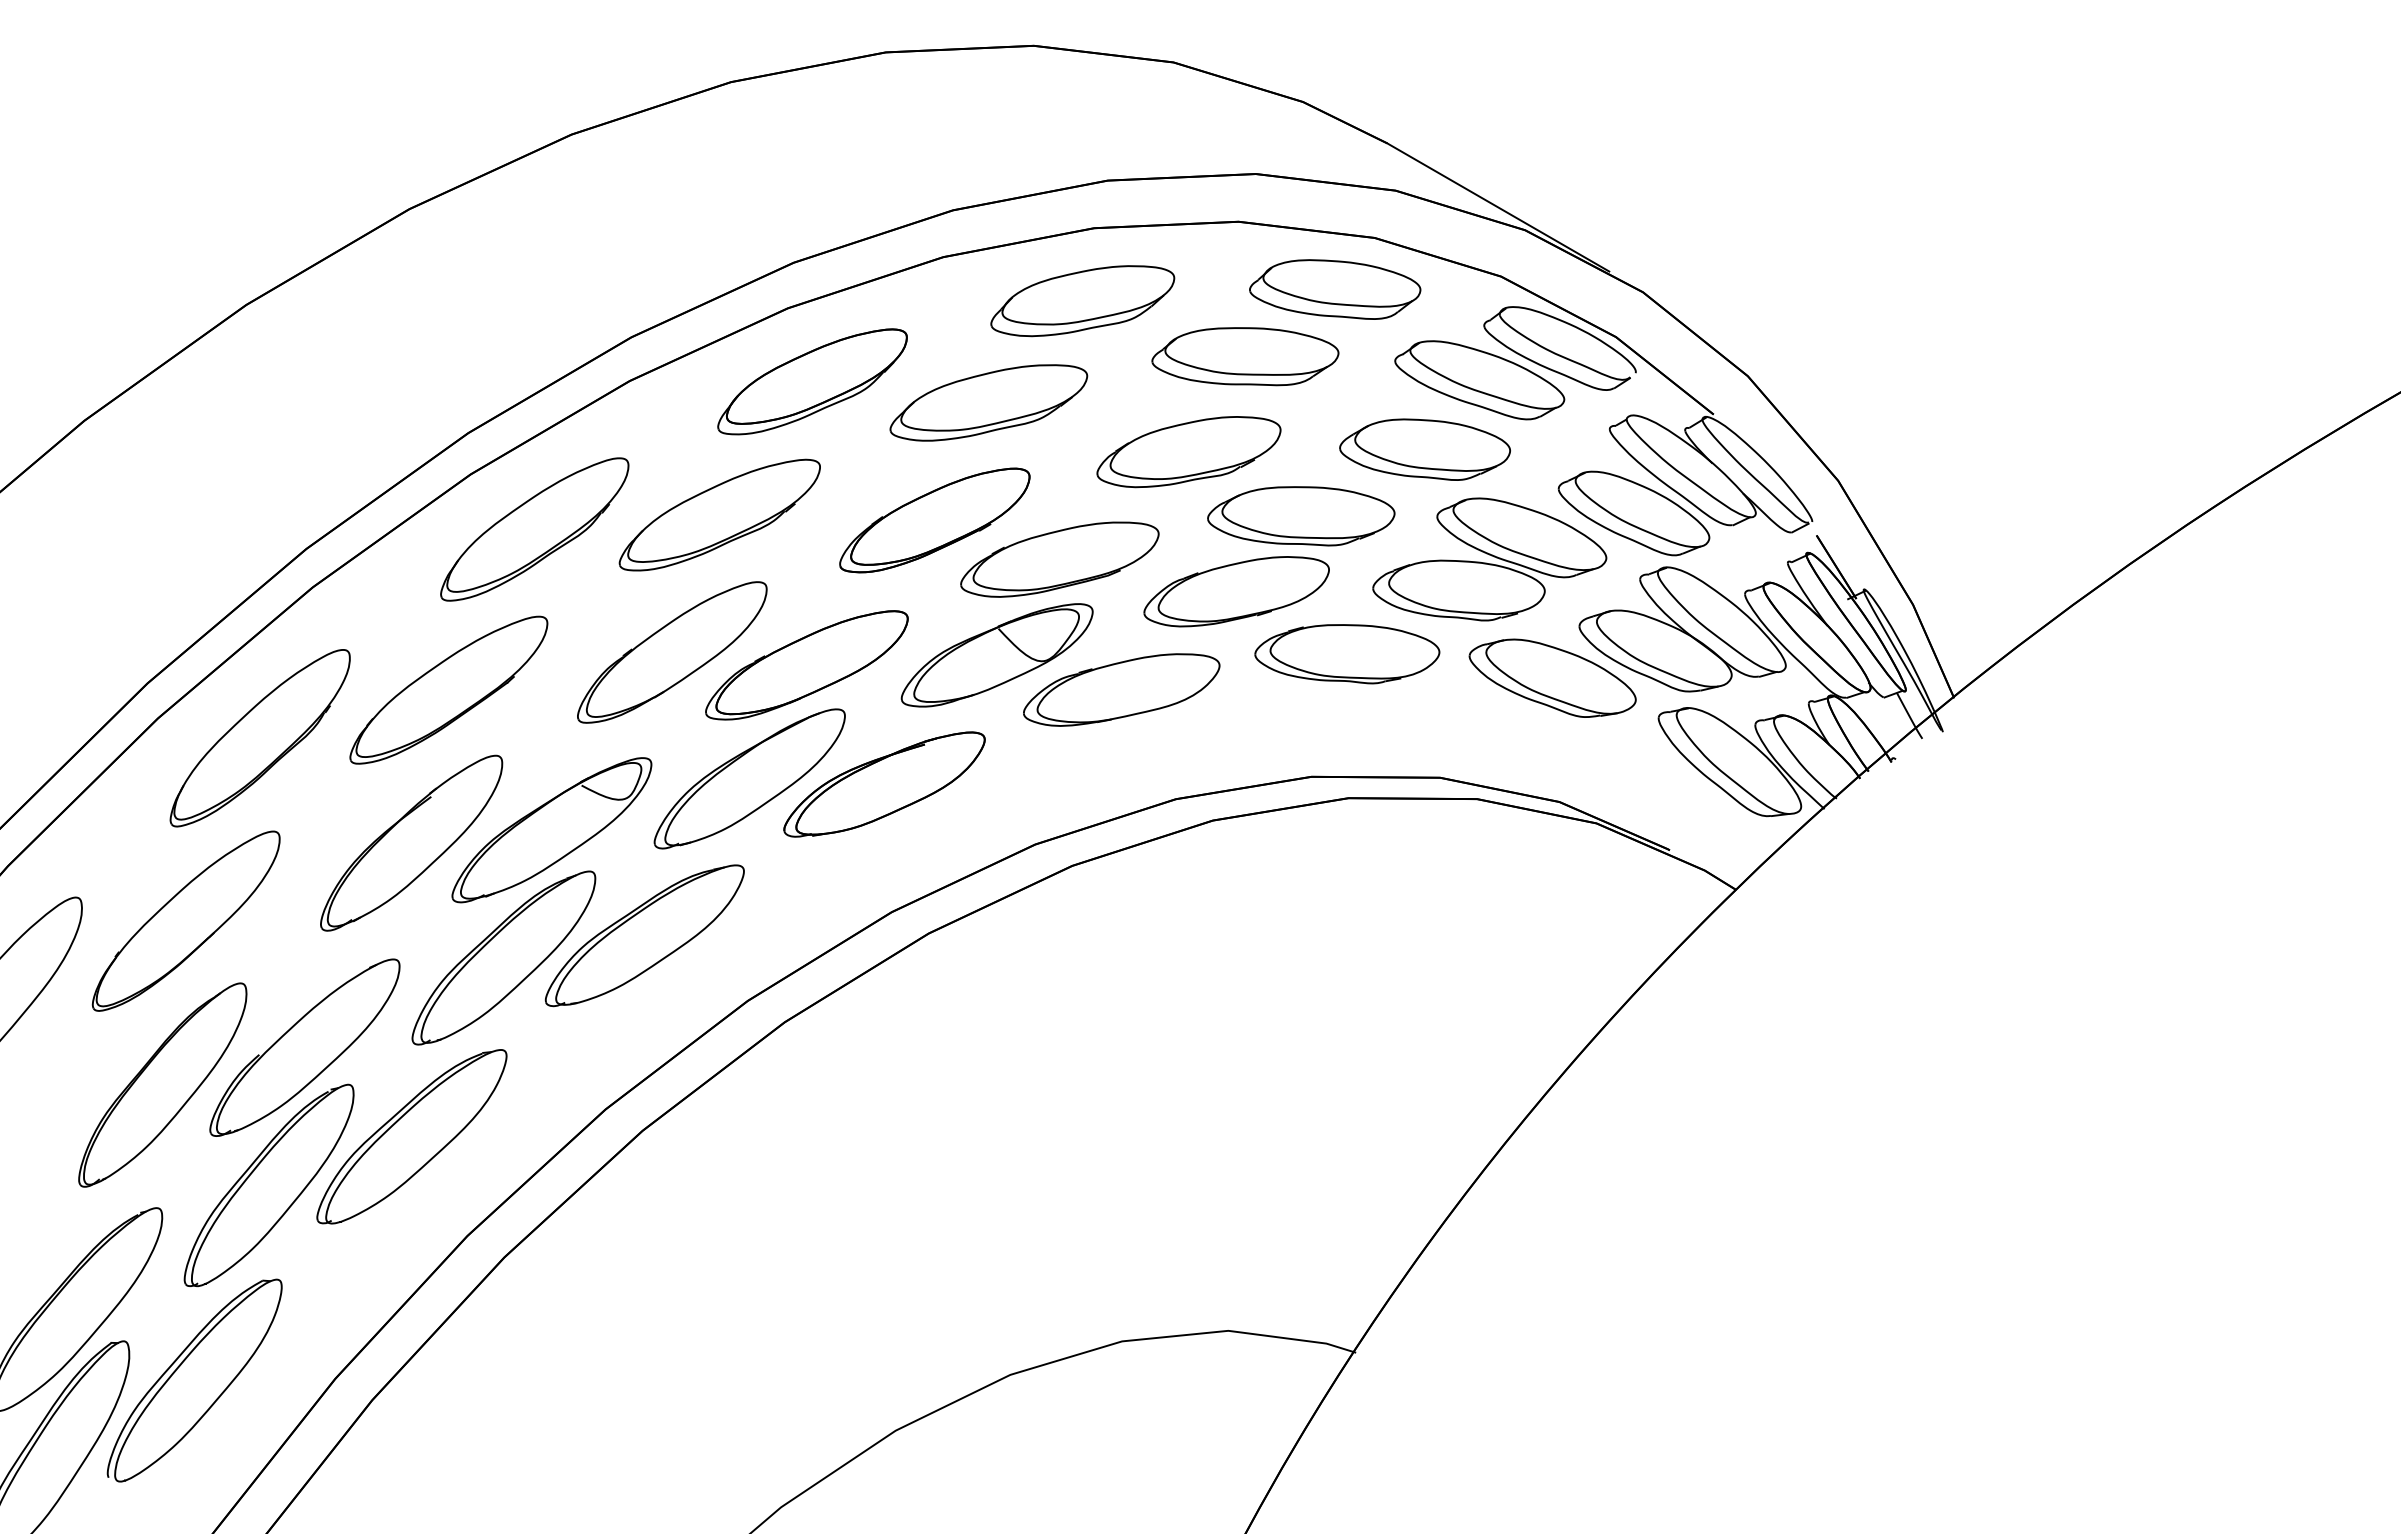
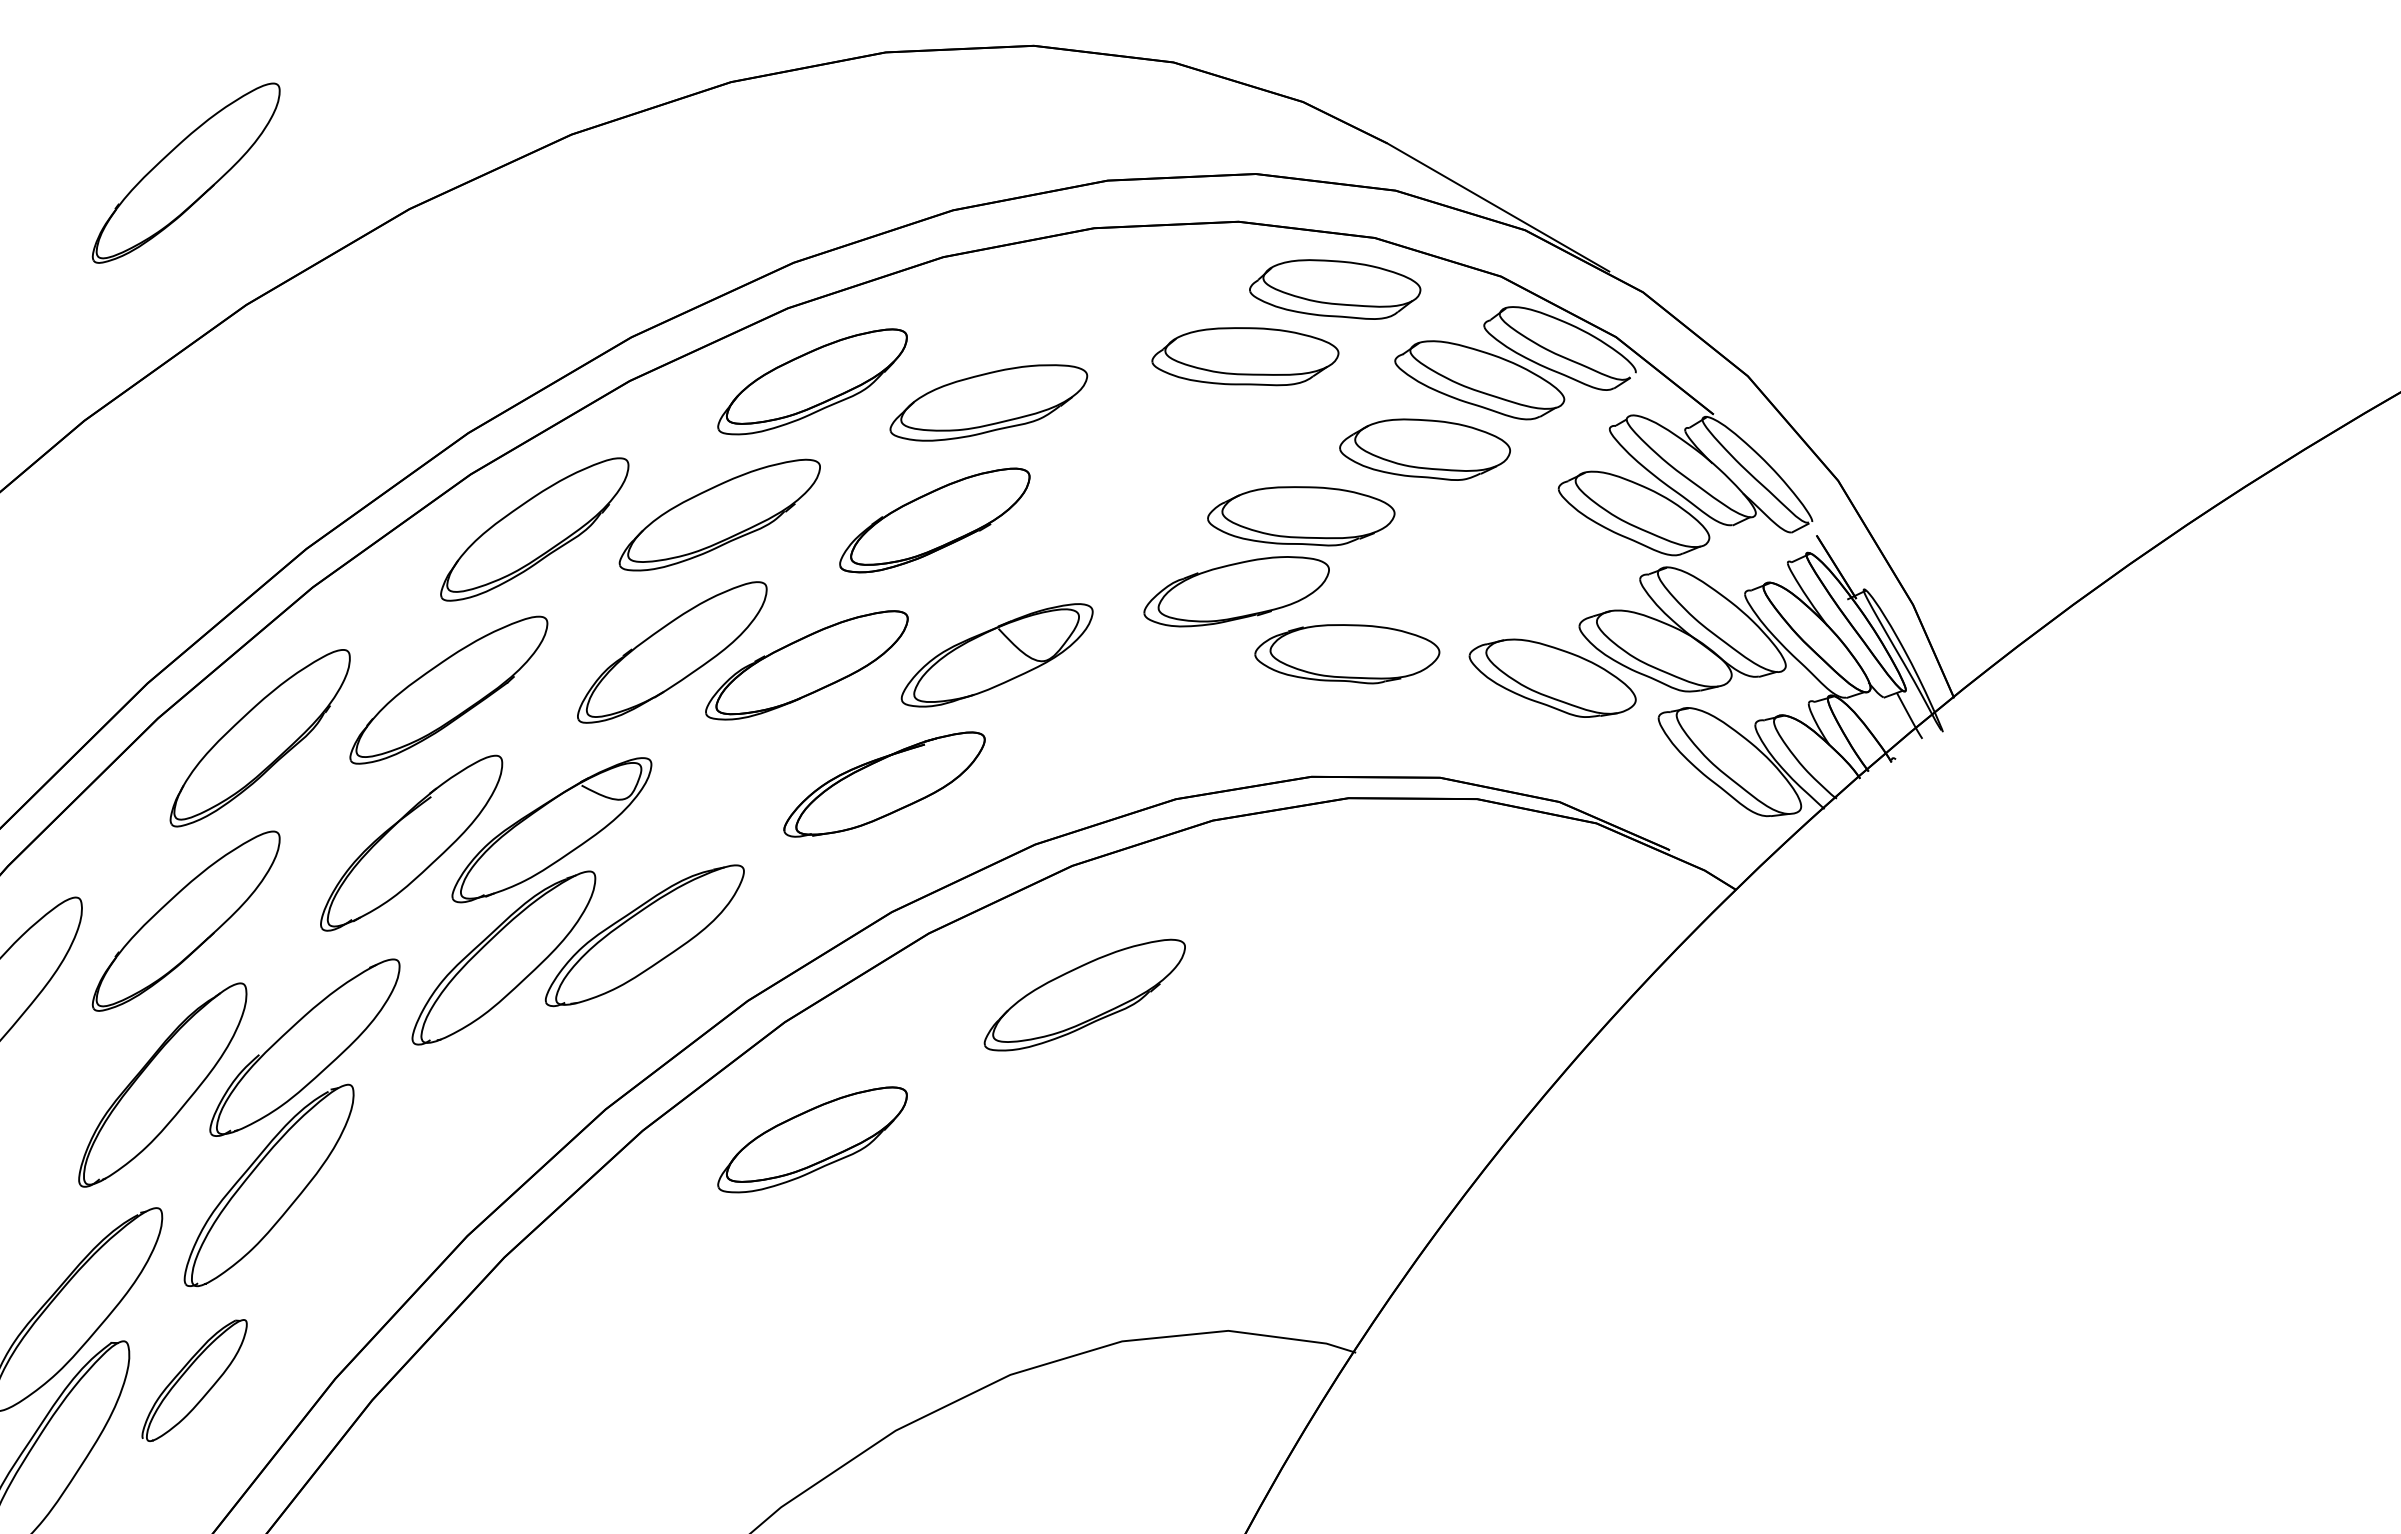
part: none -> present (185, 172)
part: present -> none (1082, 301)
part: present -> none (1188, 452)
part: present -> none (1059, 559)
part: present -> none (1489, 559)
part: present -> none (1121, 689)
part: present -> none (749, 778)
part: none -> present (1084, 994)
part: present -> none (411, 1136)
part: none -> present (812, 1139)
part size: 177x205 px -> 107x123 px (194, 1380)
